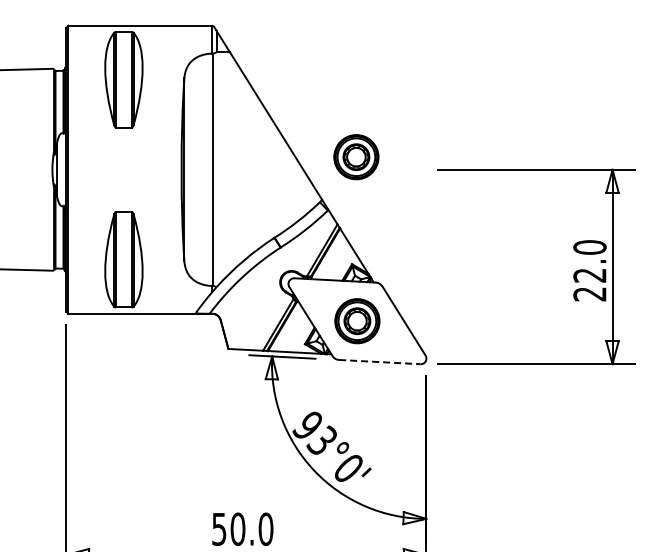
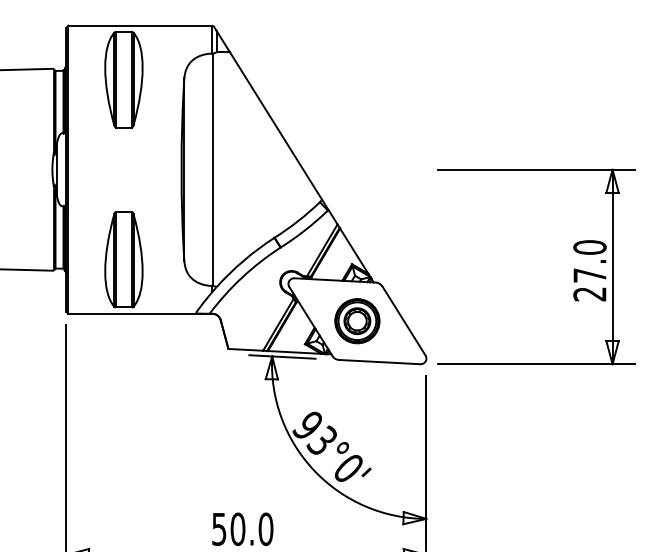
part: present -> none (356, 157)
text: 22.0 -> 27.0 (589, 275)
line: dashed -> solid (379, 362)
